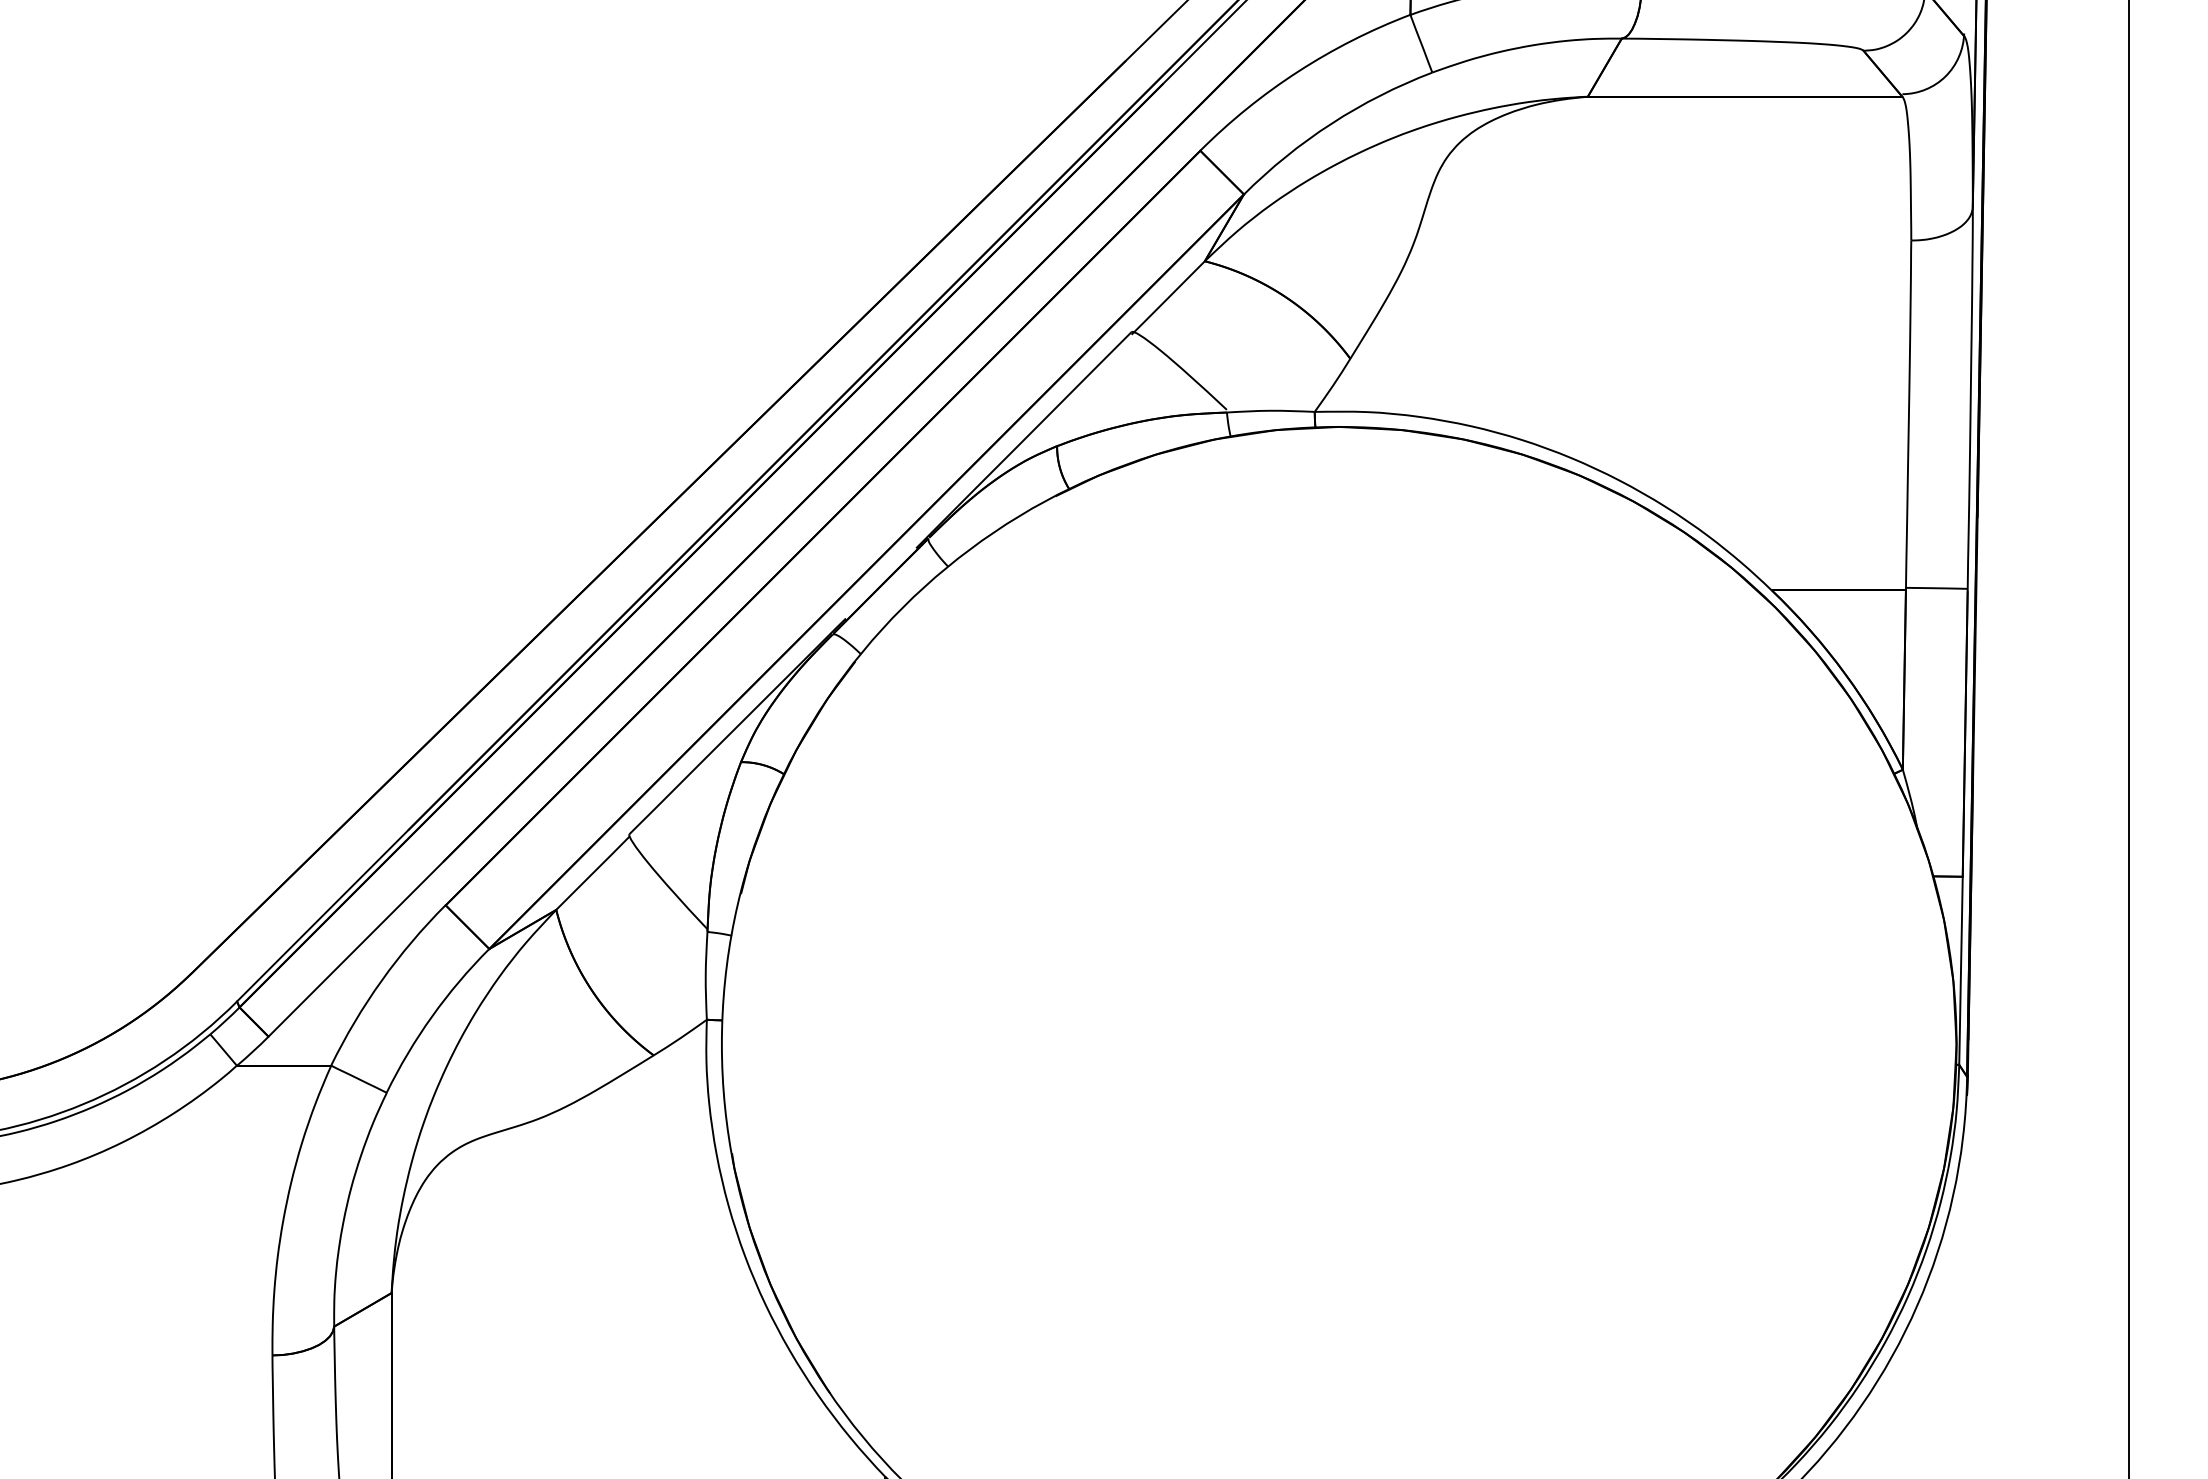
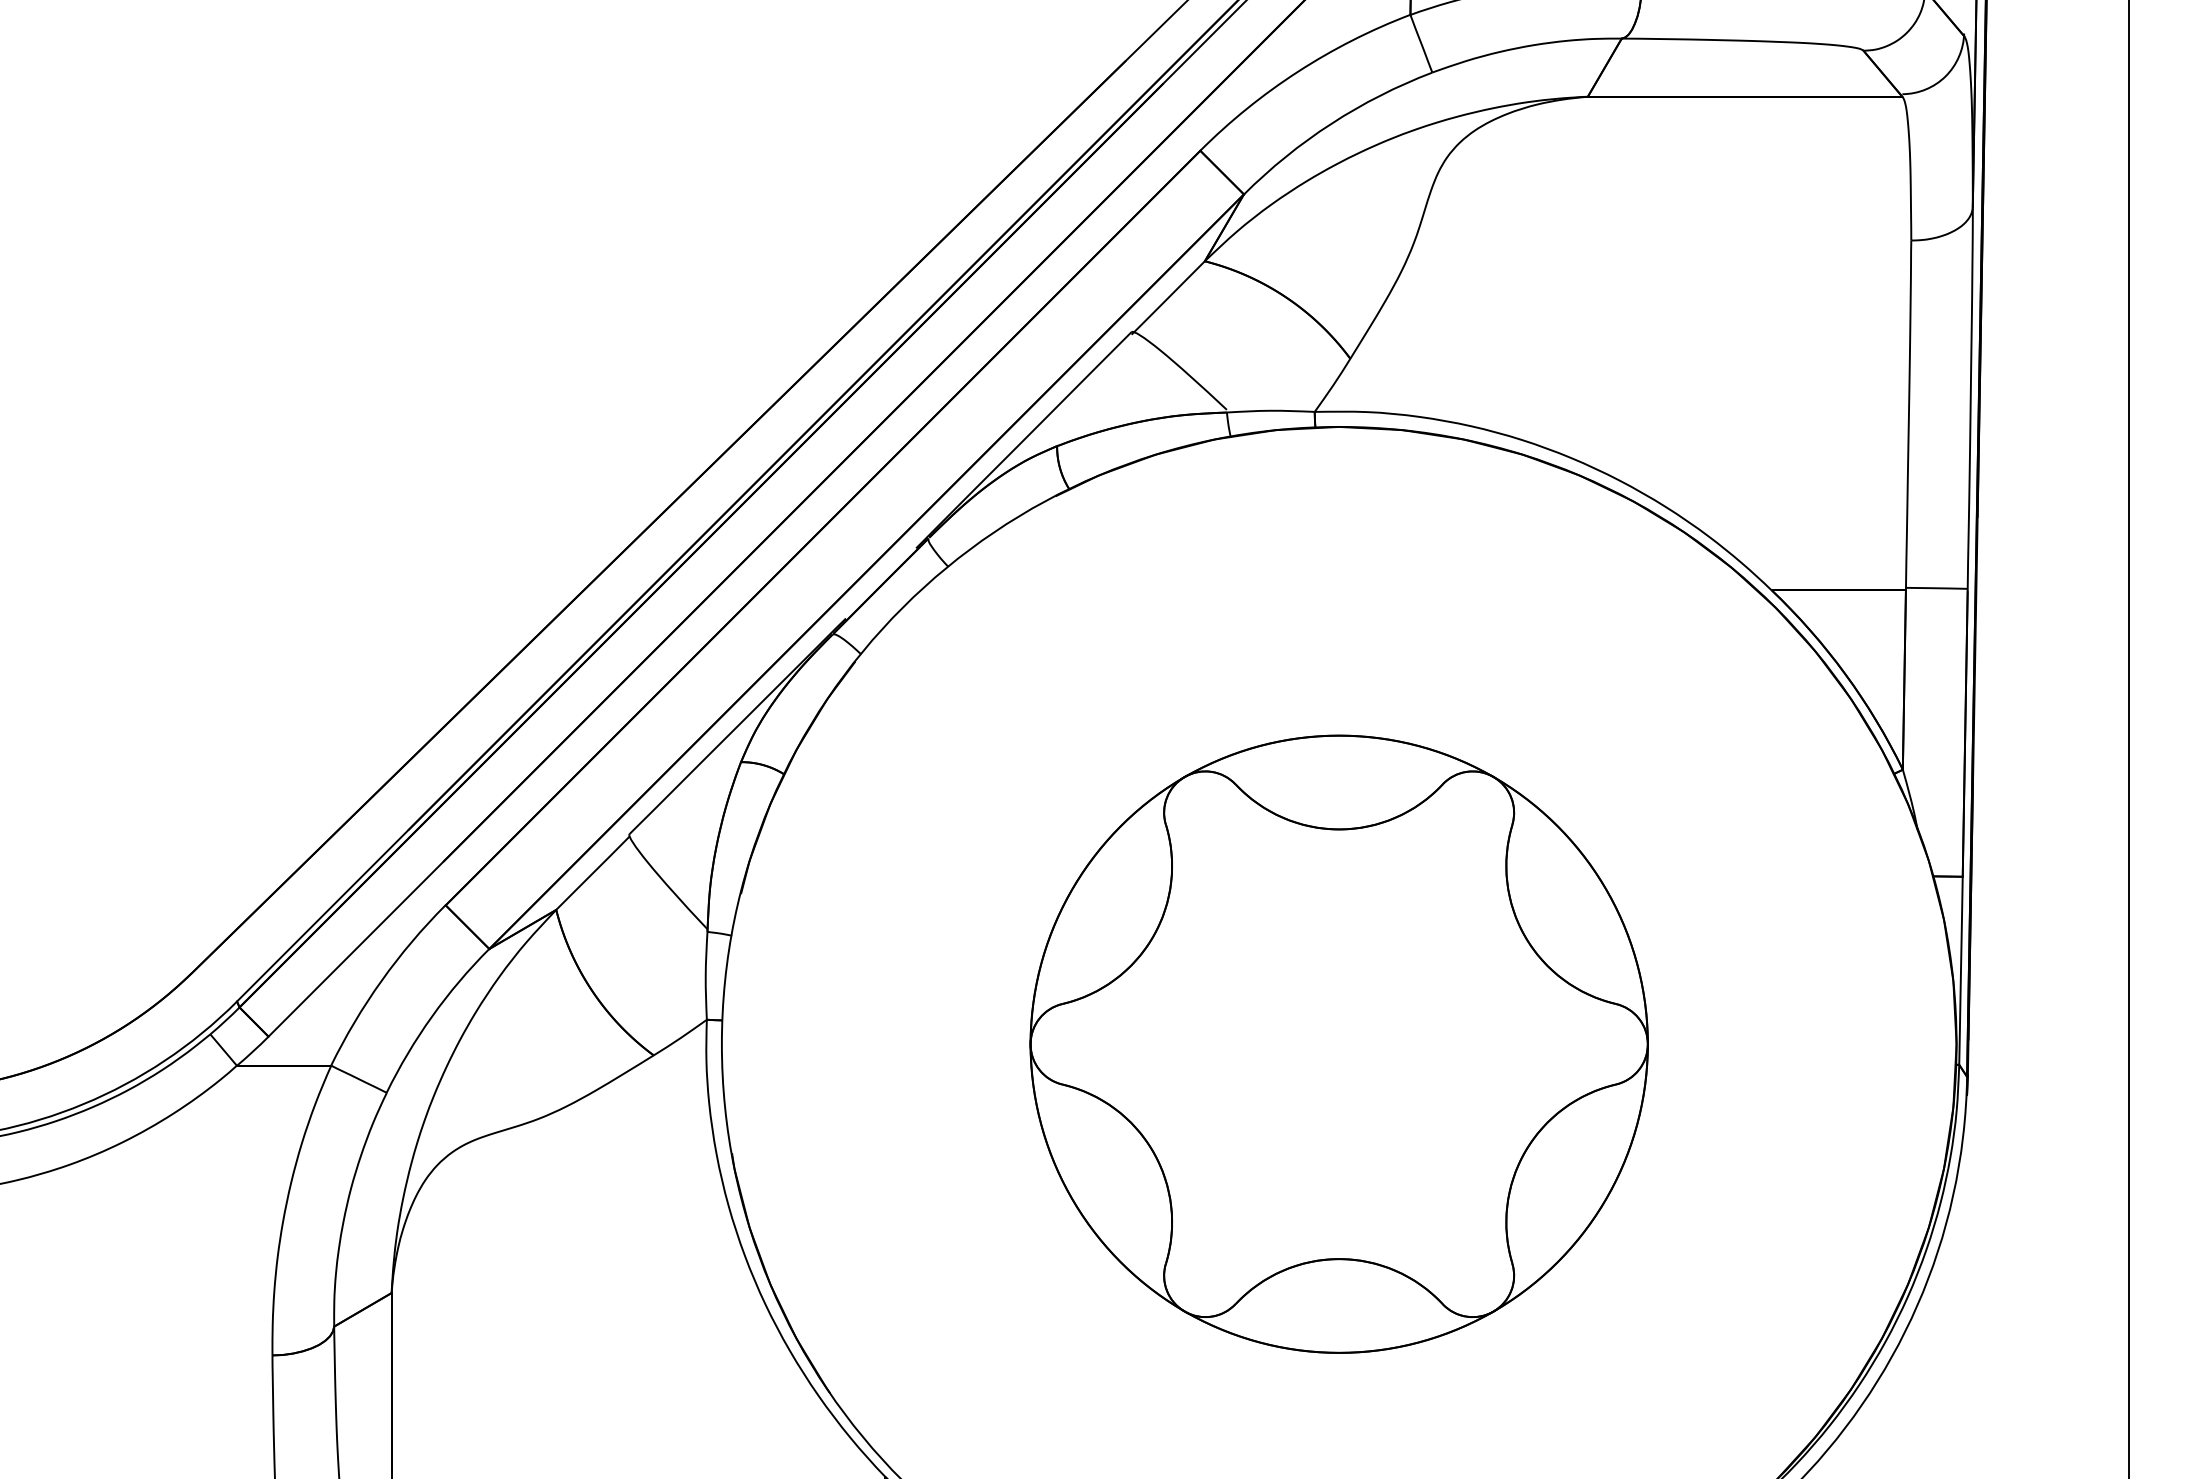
part: none -> present (1338, 1043)
